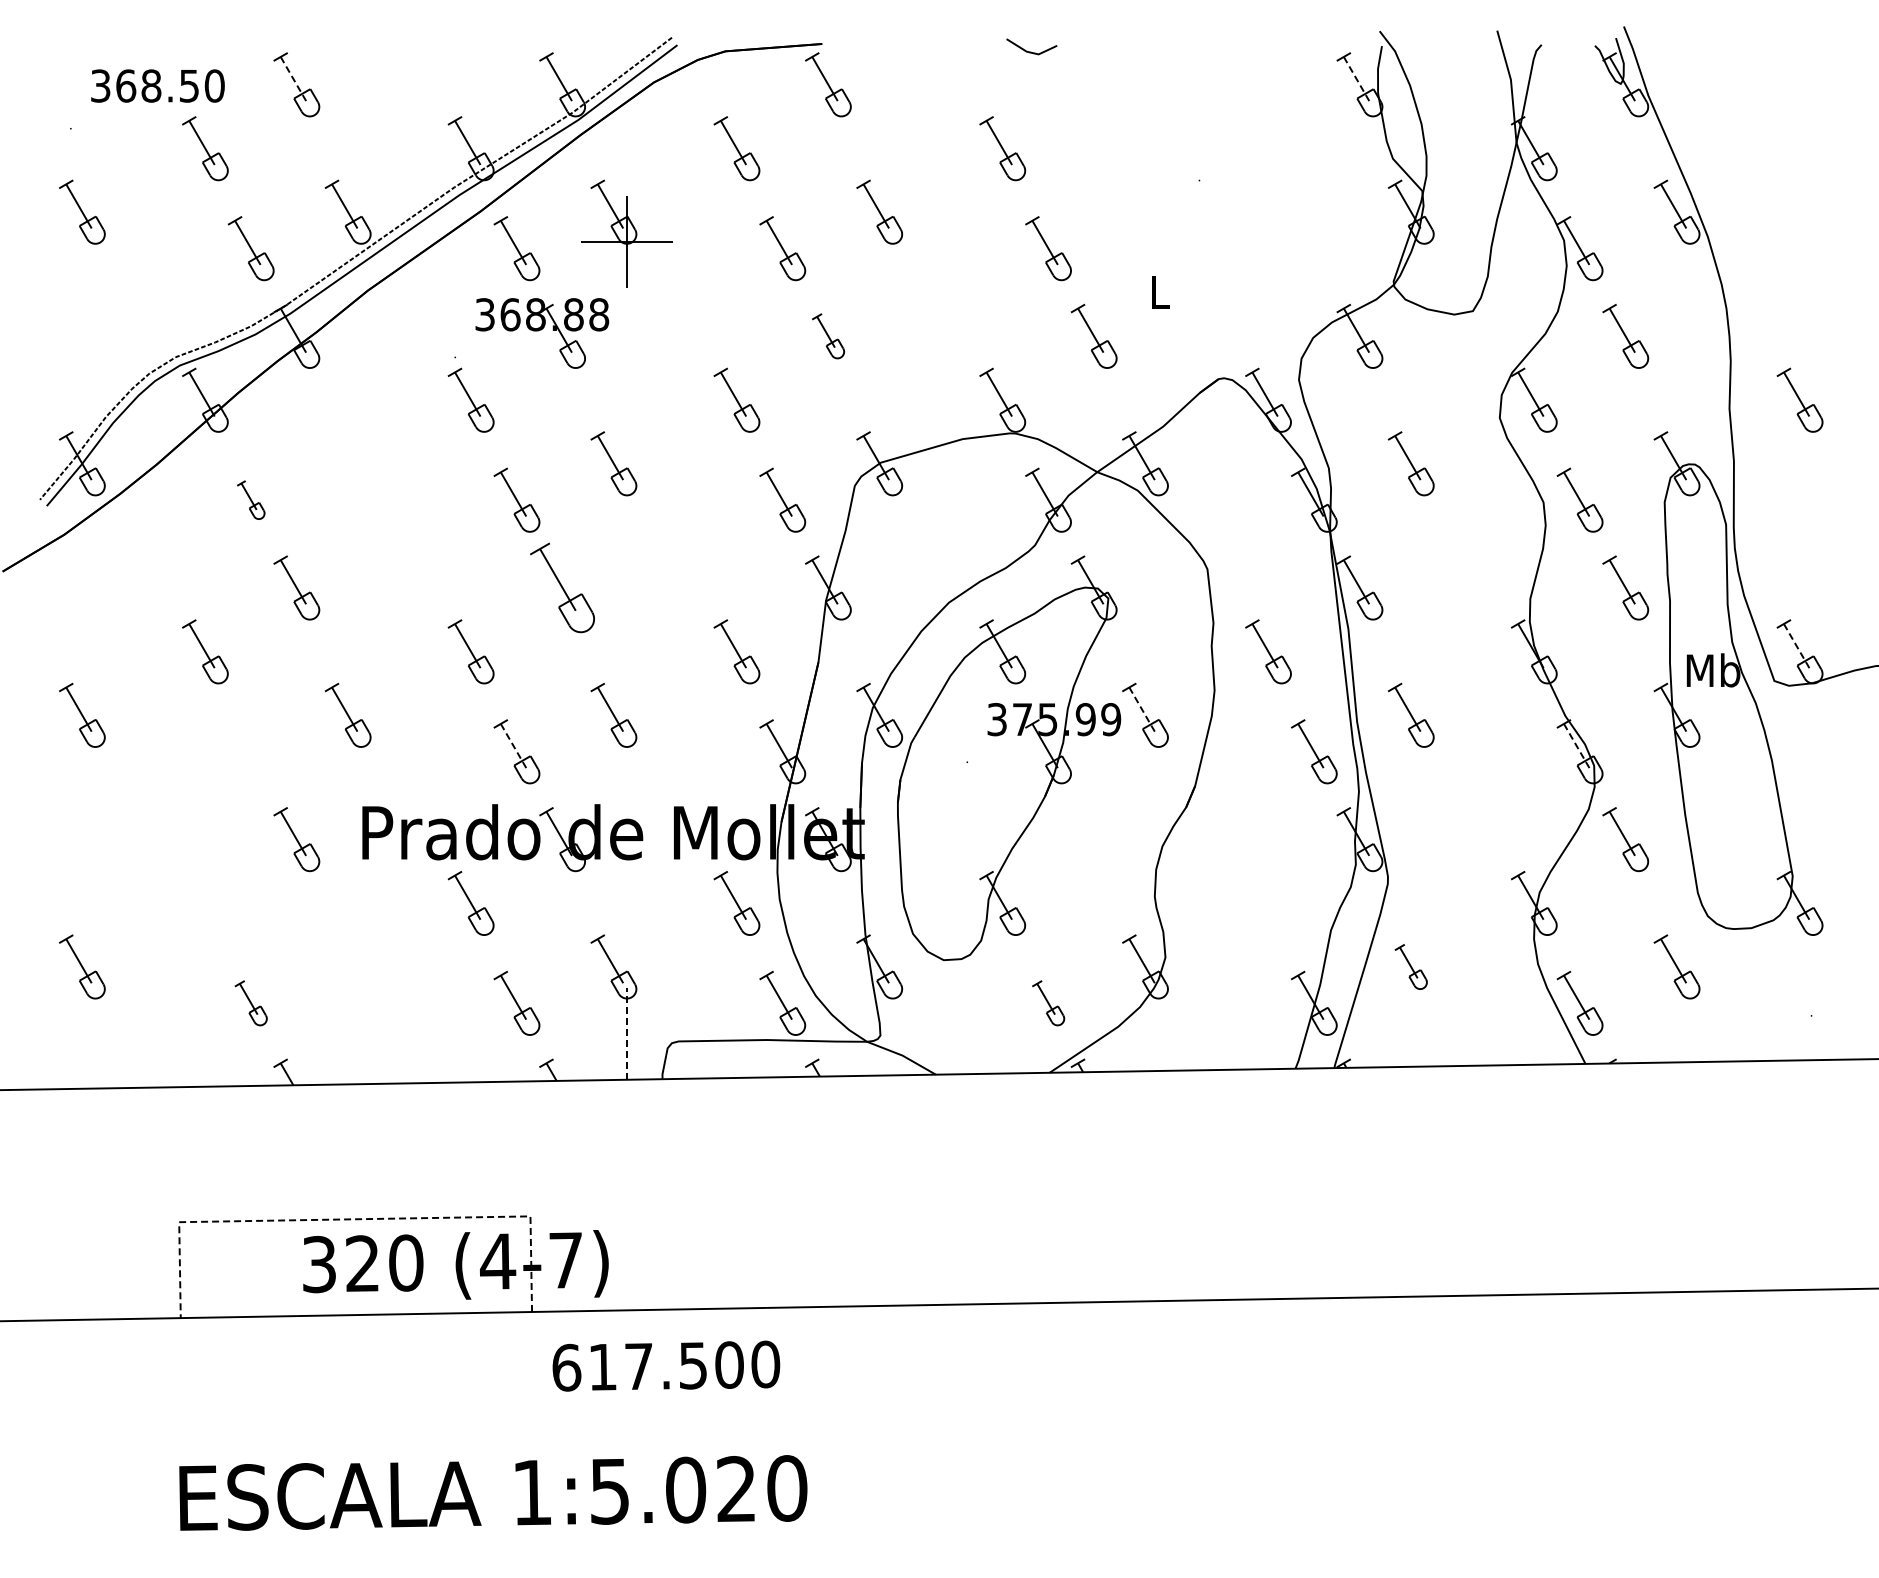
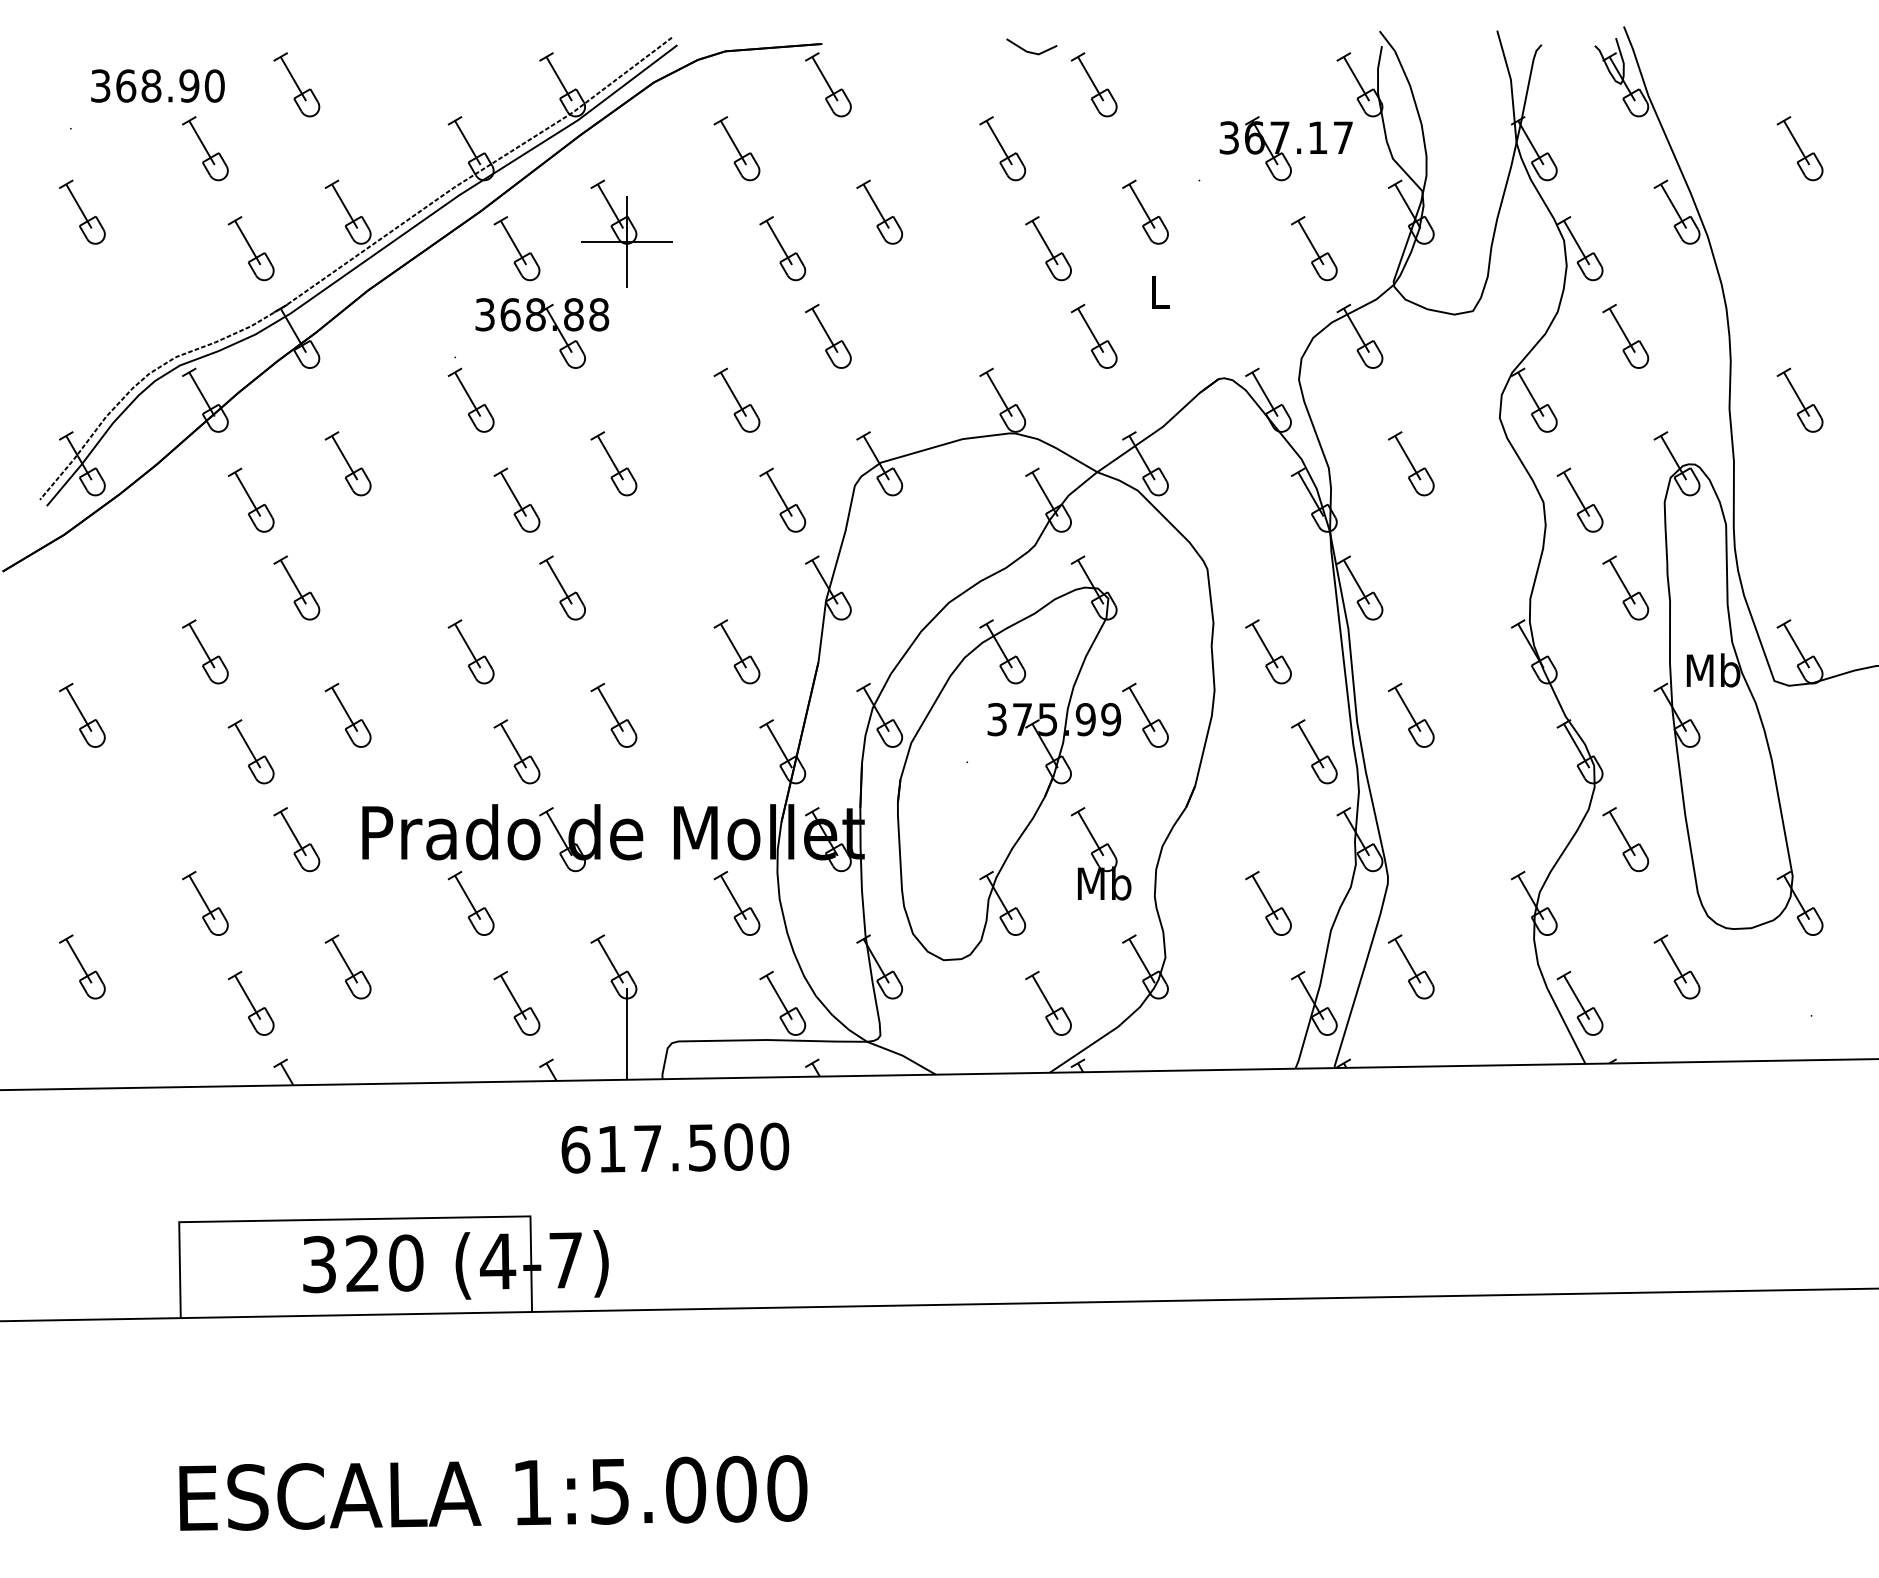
line: dashed -> solid (293, 79)
line: dashed -> solid (1356, 79)
part: none -> present (1093, 84)
text: 368.50 -> 368.90 (189, 85)
part: none -> present (1285, 148)
part: none -> present (1799, 148)
part: none -> present (1145, 211)
part: none -> present (1314, 248)
part size: 34x47 px -> 47x66 px (828, 335)
part: none -> present (347, 463)
part size: 29x40 px -> 48x66 px (250, 499)
part size: 65x92 px -> 47x66 px (562, 587)
line: dashed -> solid (1796, 646)
line: dashed -> solid (1142, 709)
line: dashed -> solid (513, 746)
line: dashed -> solid (1576, 746)
part: none -> present (250, 751)
part: none -> present (1100, 853)
part: none -> present (205, 903)
part: none -> present (1268, 903)
part: none -> present (347, 966)
part size: 34x46 px -> 48x66 px (1410, 966)
part size: 34x47 px -> 48x66 px (250, 1002)
part size: 34x47 px -> 47x66 px (1048, 1002)
line: dashed -> solid (626, 1033)
line: dashed -> solid (354, 1219)
text position: (666, 1365) -> (675, 1147) (675, 1147)
text: 1:5.020 -> 1:5.000 (736, 1488)
